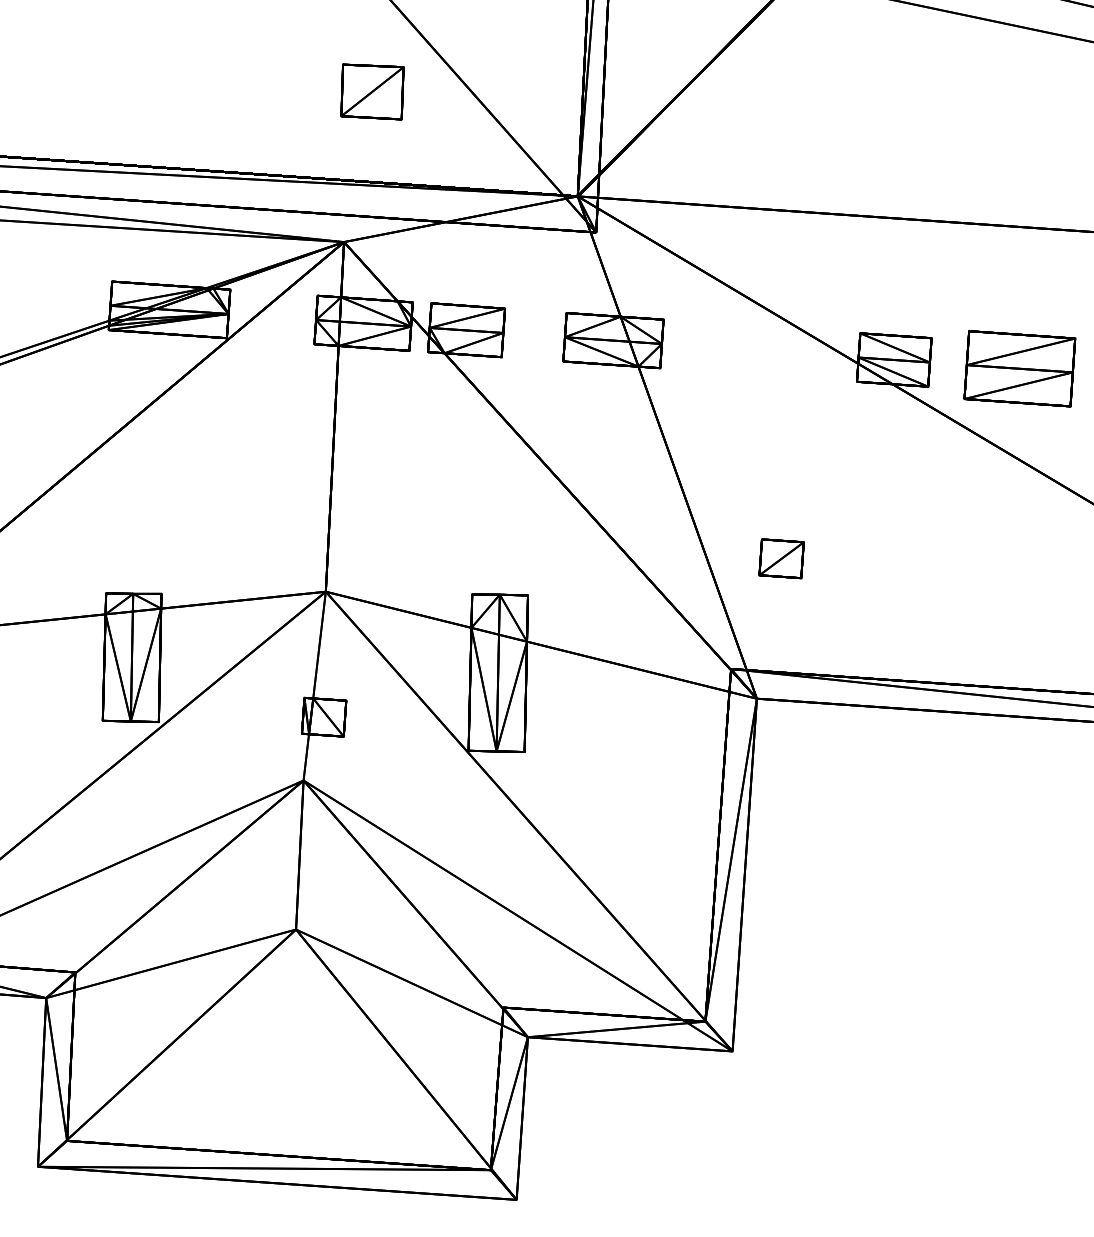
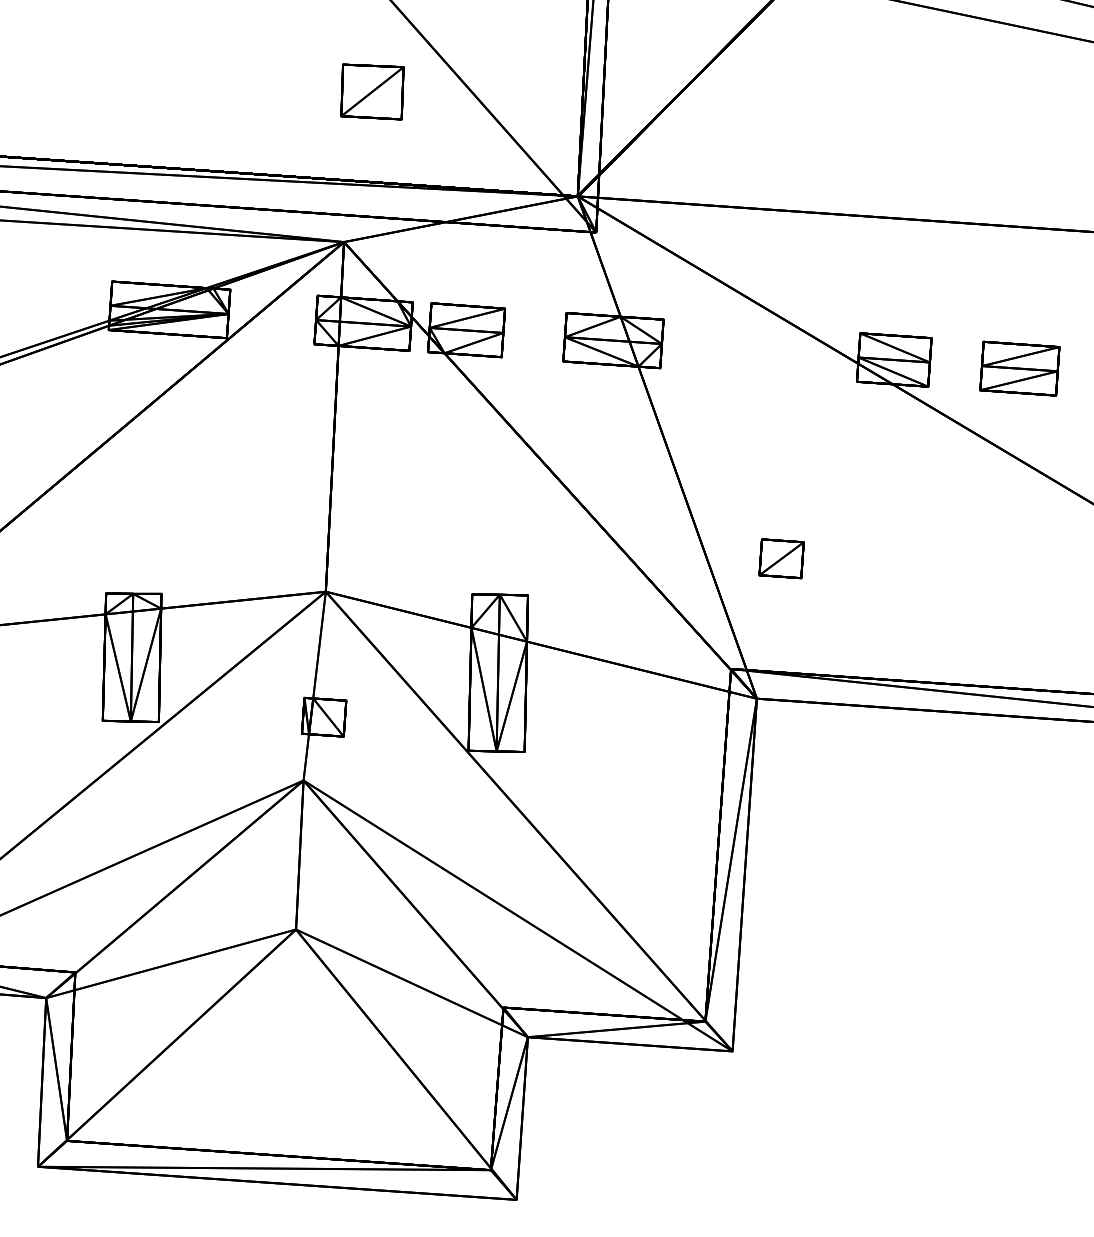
part size: 114x78 px -> 82x57 px (1019, 368)
